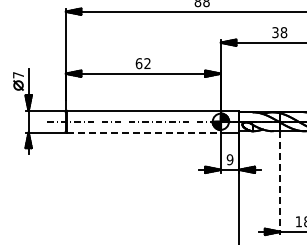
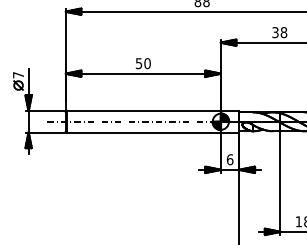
text: 62 -> 50 (142, 63)
line: dashed -> solid (143, 132)
text: 9 -> 6 (229, 159)
line: dashed -> solid (280, 183)
